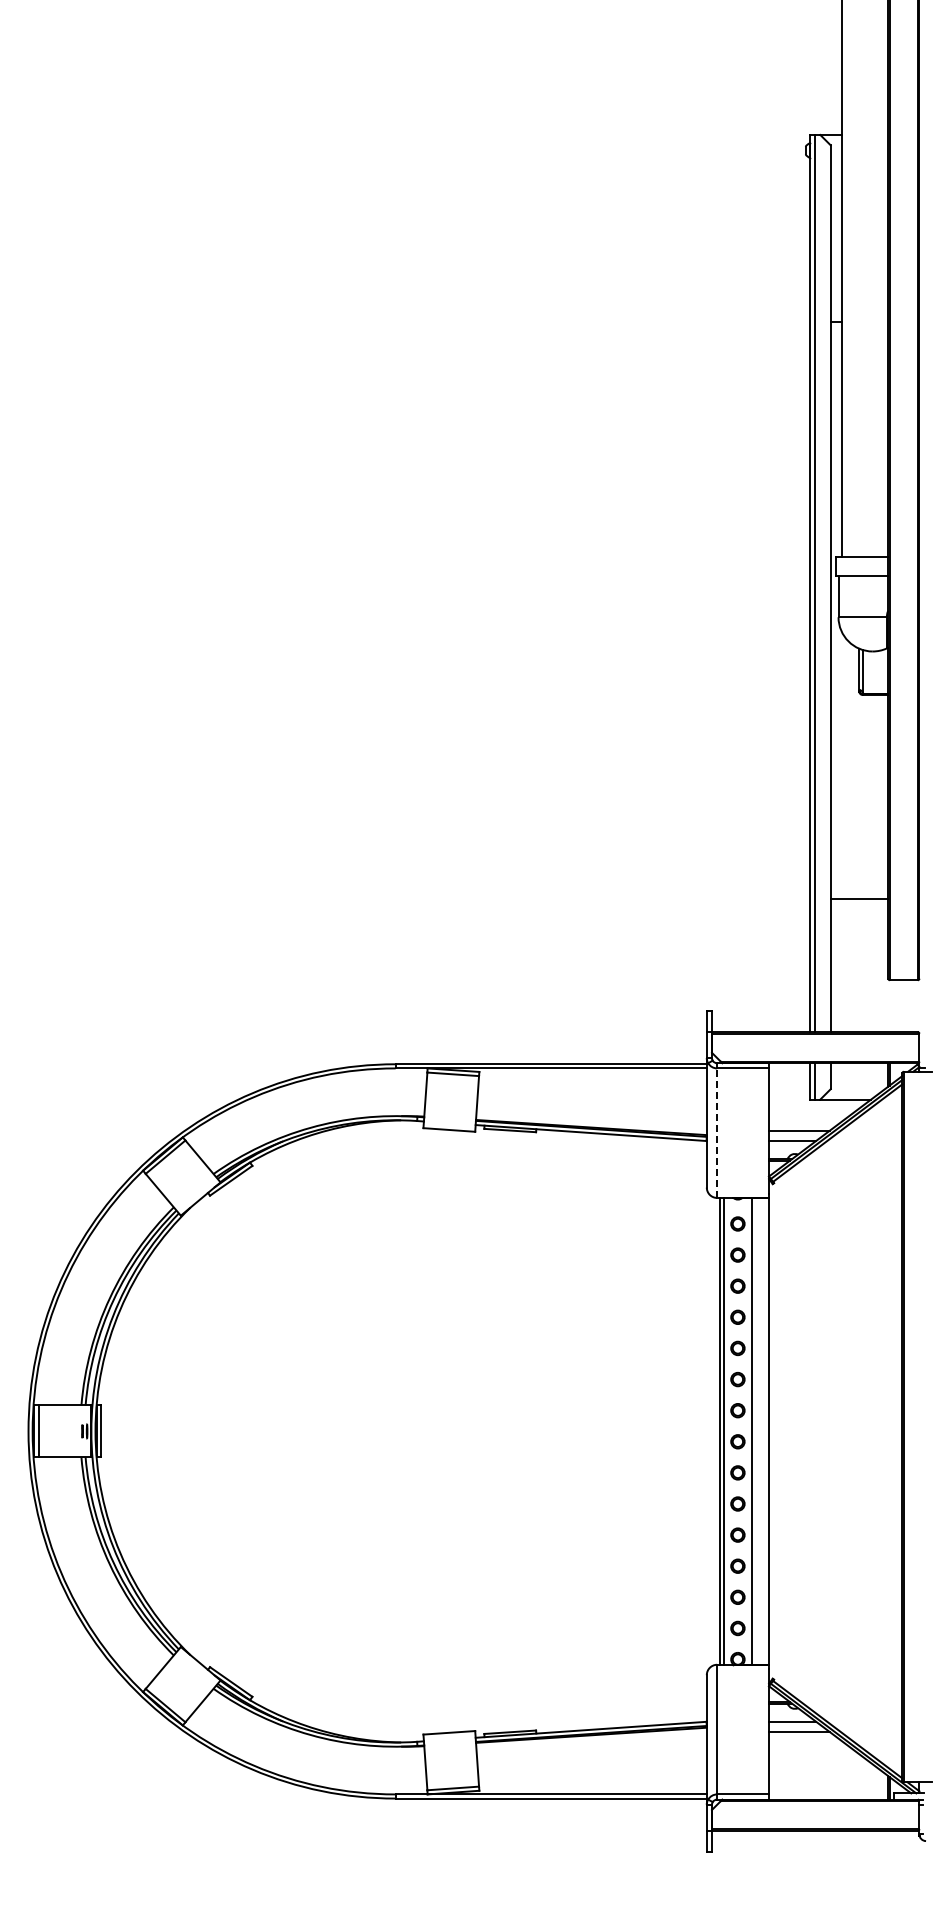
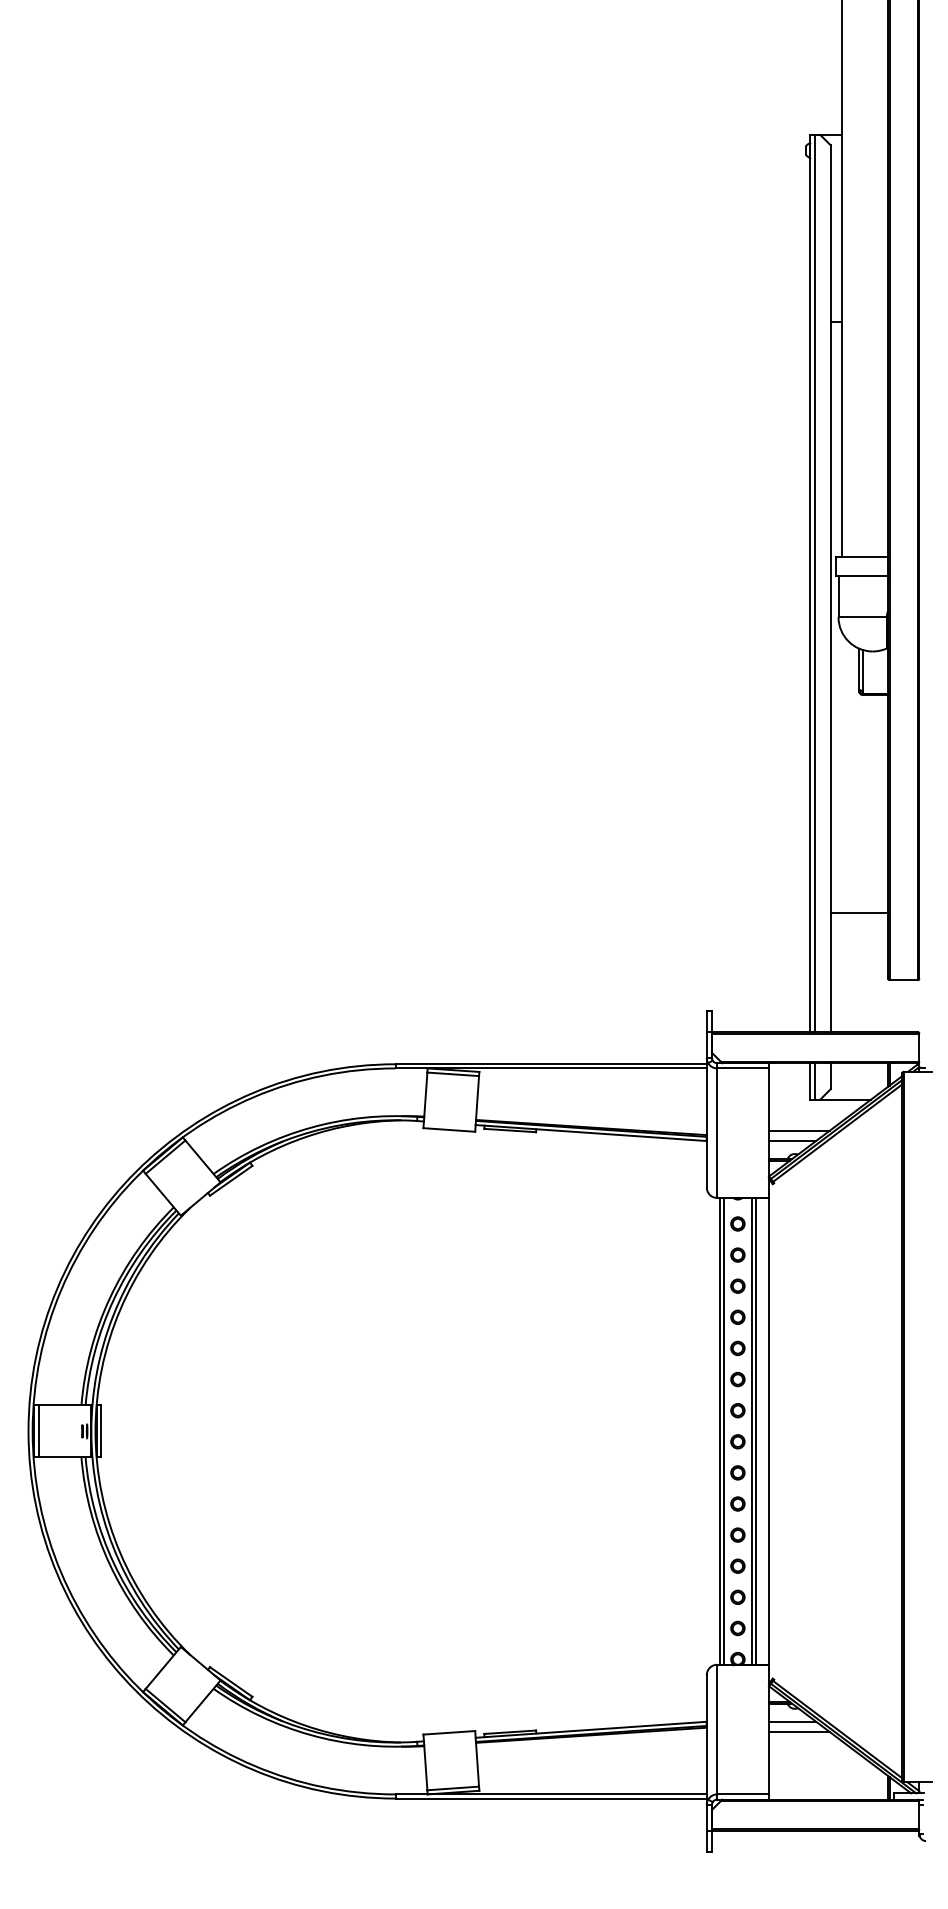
line position: (859, 898) -> (859, 912) (859, 912)
line: dashed -> solid (717, 1133)
line: none -> present (756, 1431)
